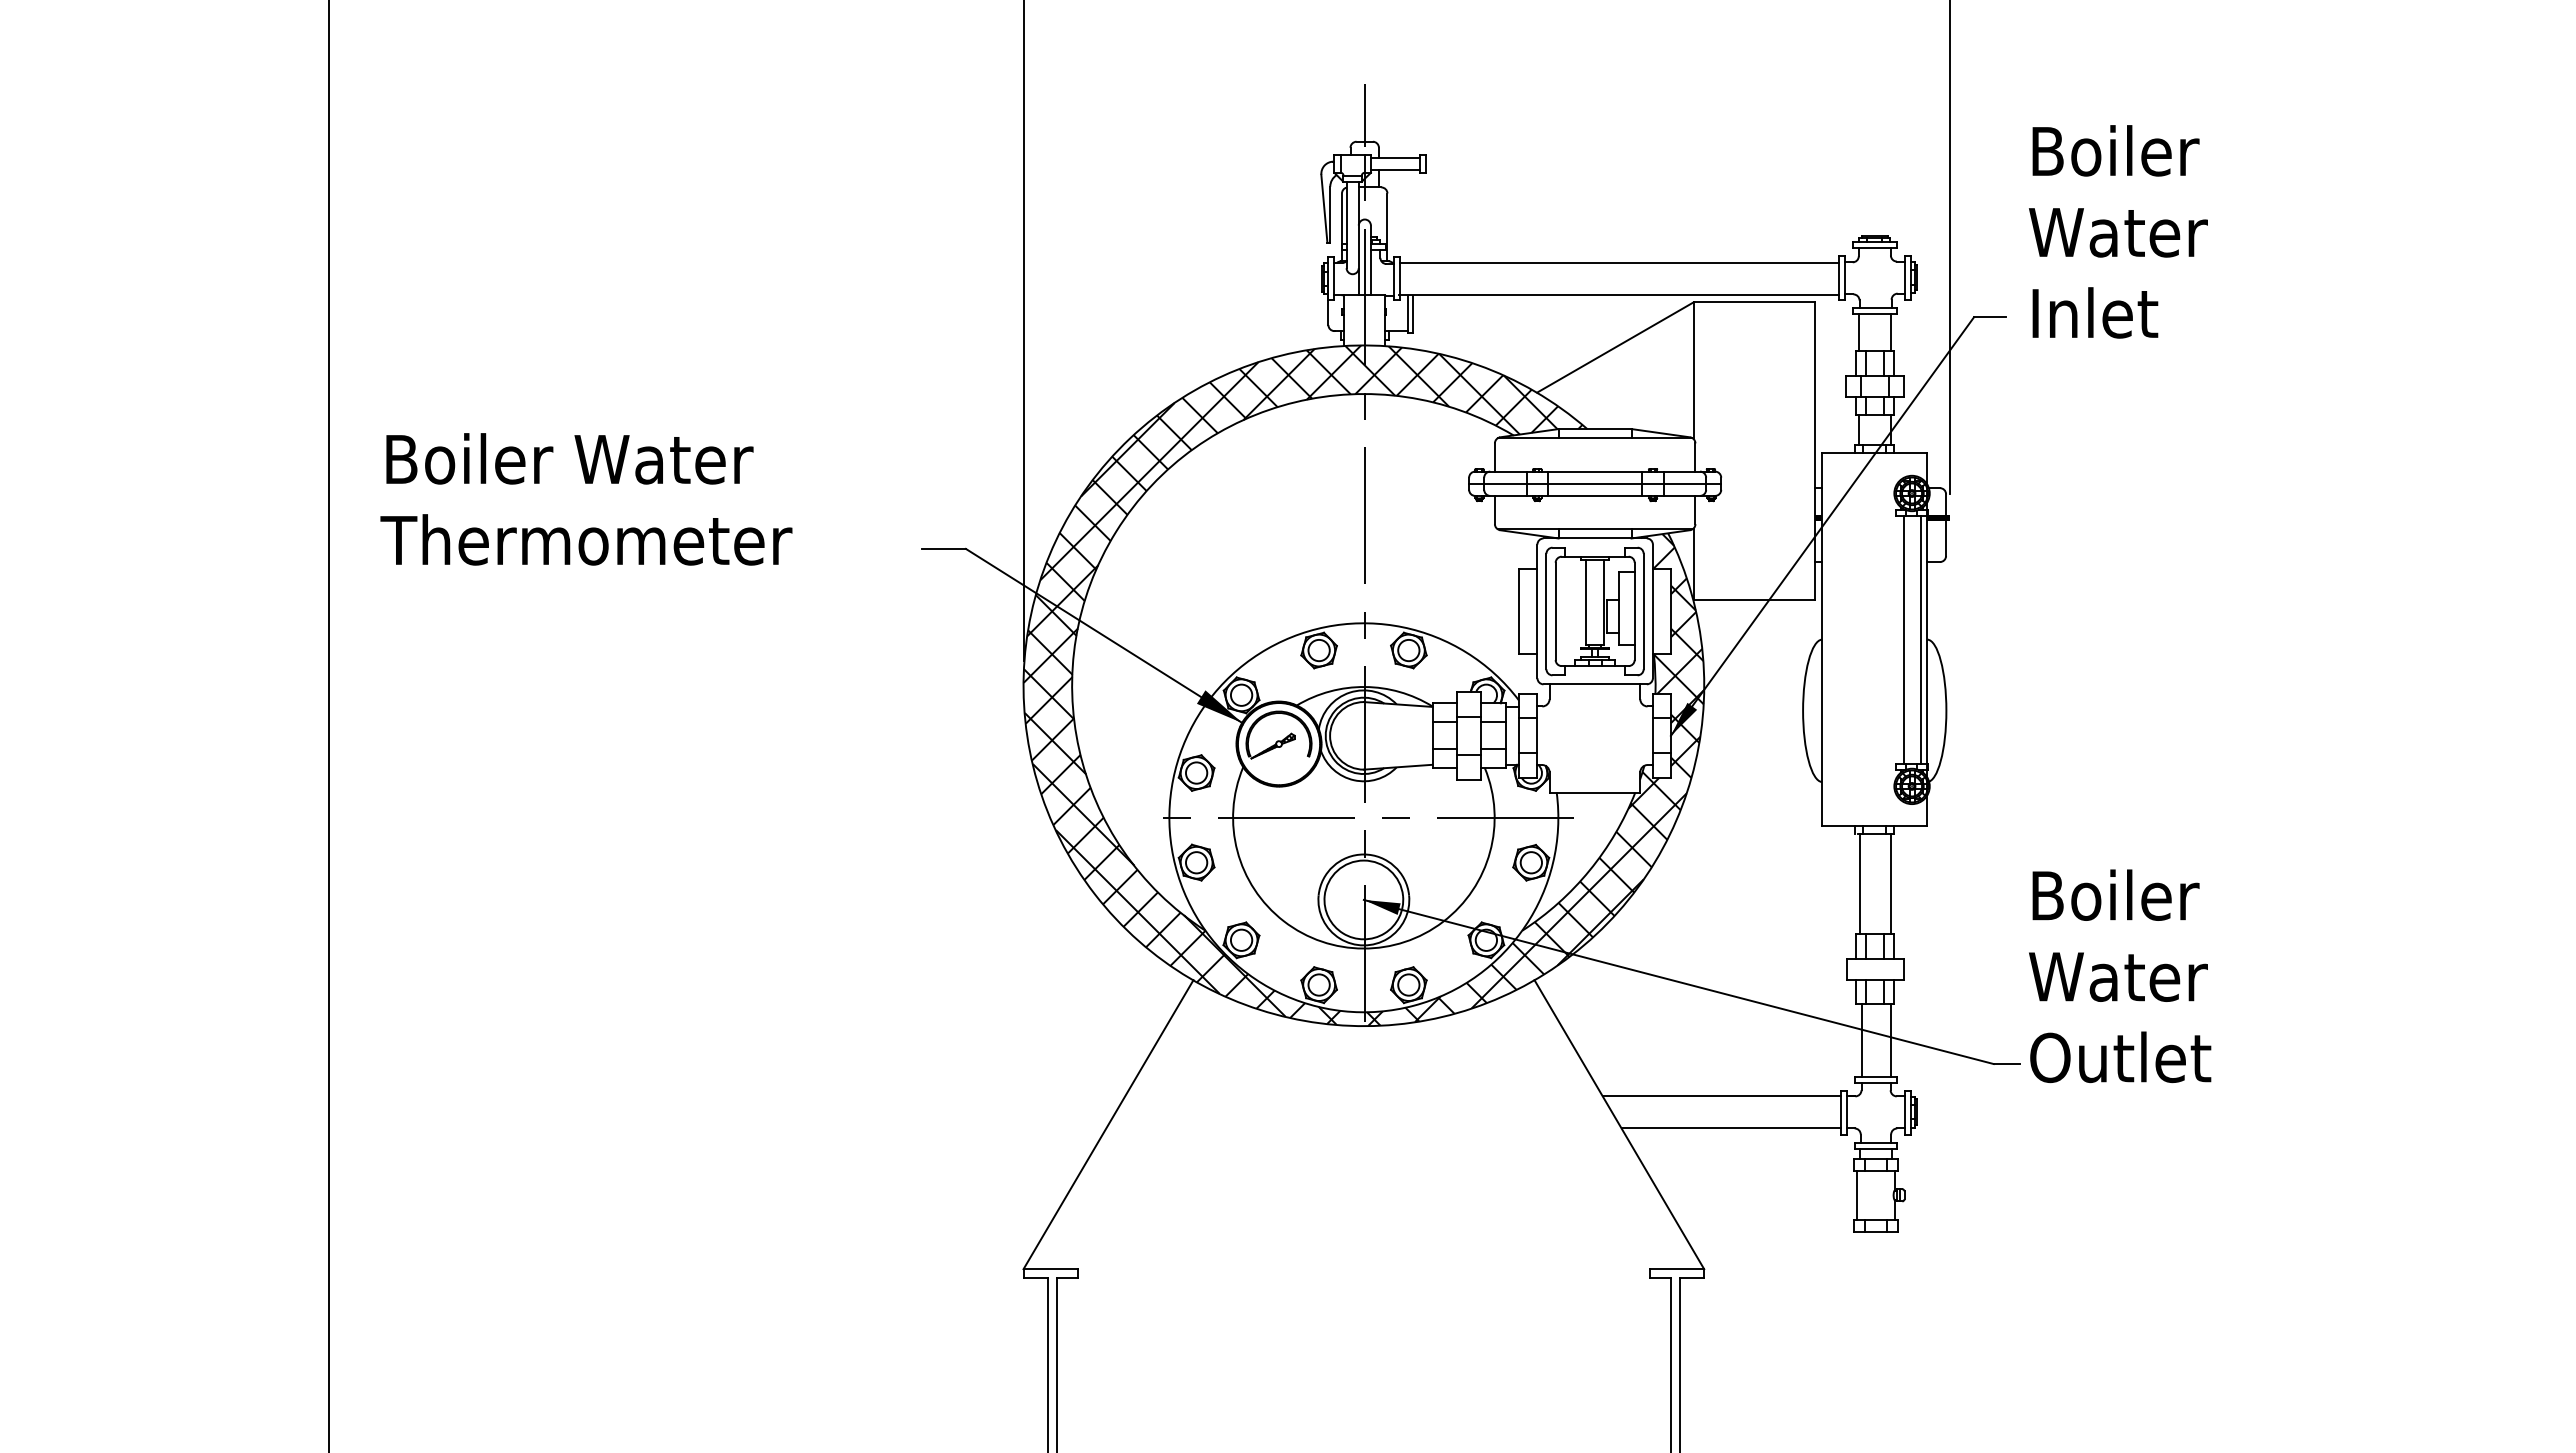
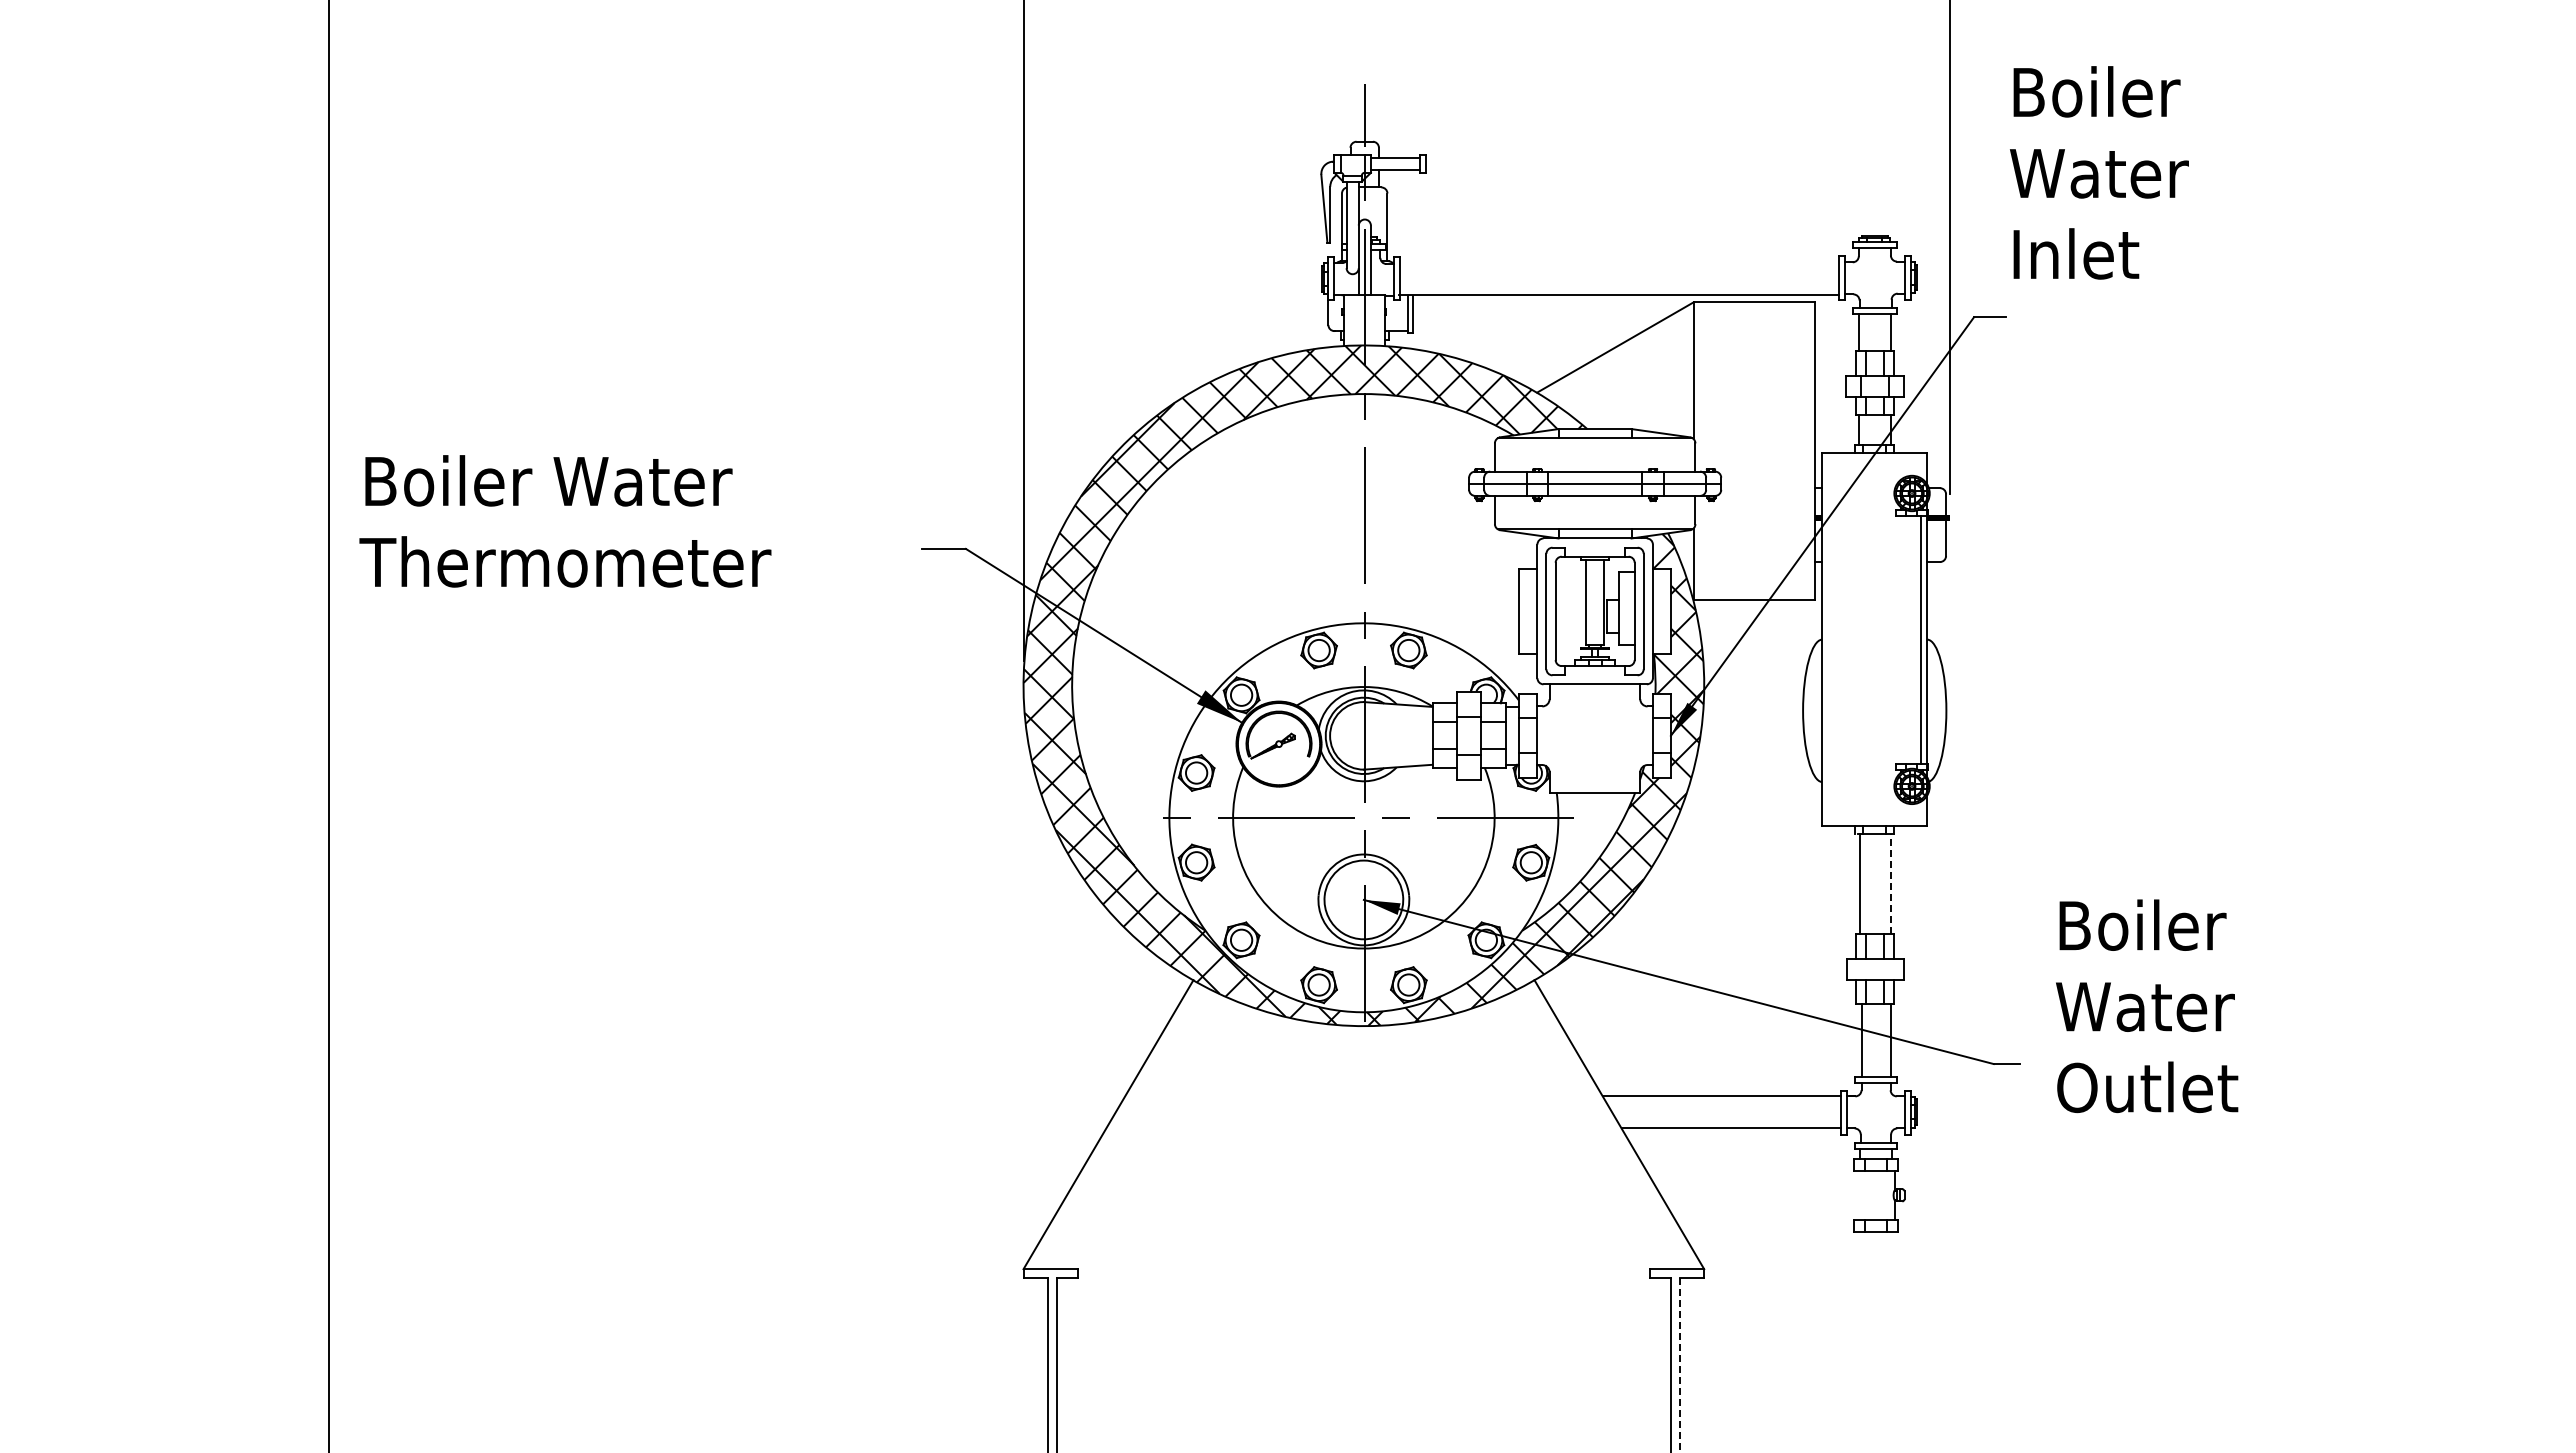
text position: (2118, 231) -> (2099, 172) (2099, 172)
line: present -> none (1619, 262)
text position: (586, 499) -> (565, 521) (565, 521)
line: present -> none (1903, 639)
line: solid -> dashed (1890, 883)
text position: (2120, 976) -> (2147, 1006) (2147, 1006)
line: present -> none (1857, 1195)
line: solid -> dashed (1680, 1365)
